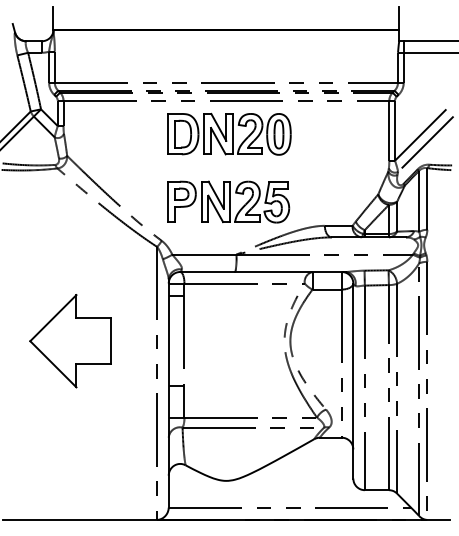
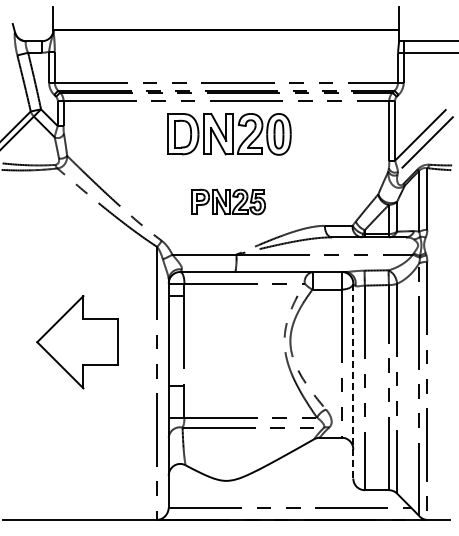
part size: 124x44 px -> 75x28 px (228, 201)
part position: (70, 341) -> (77, 342) (77, 342)
line: solid -> dashed (353, 381)
